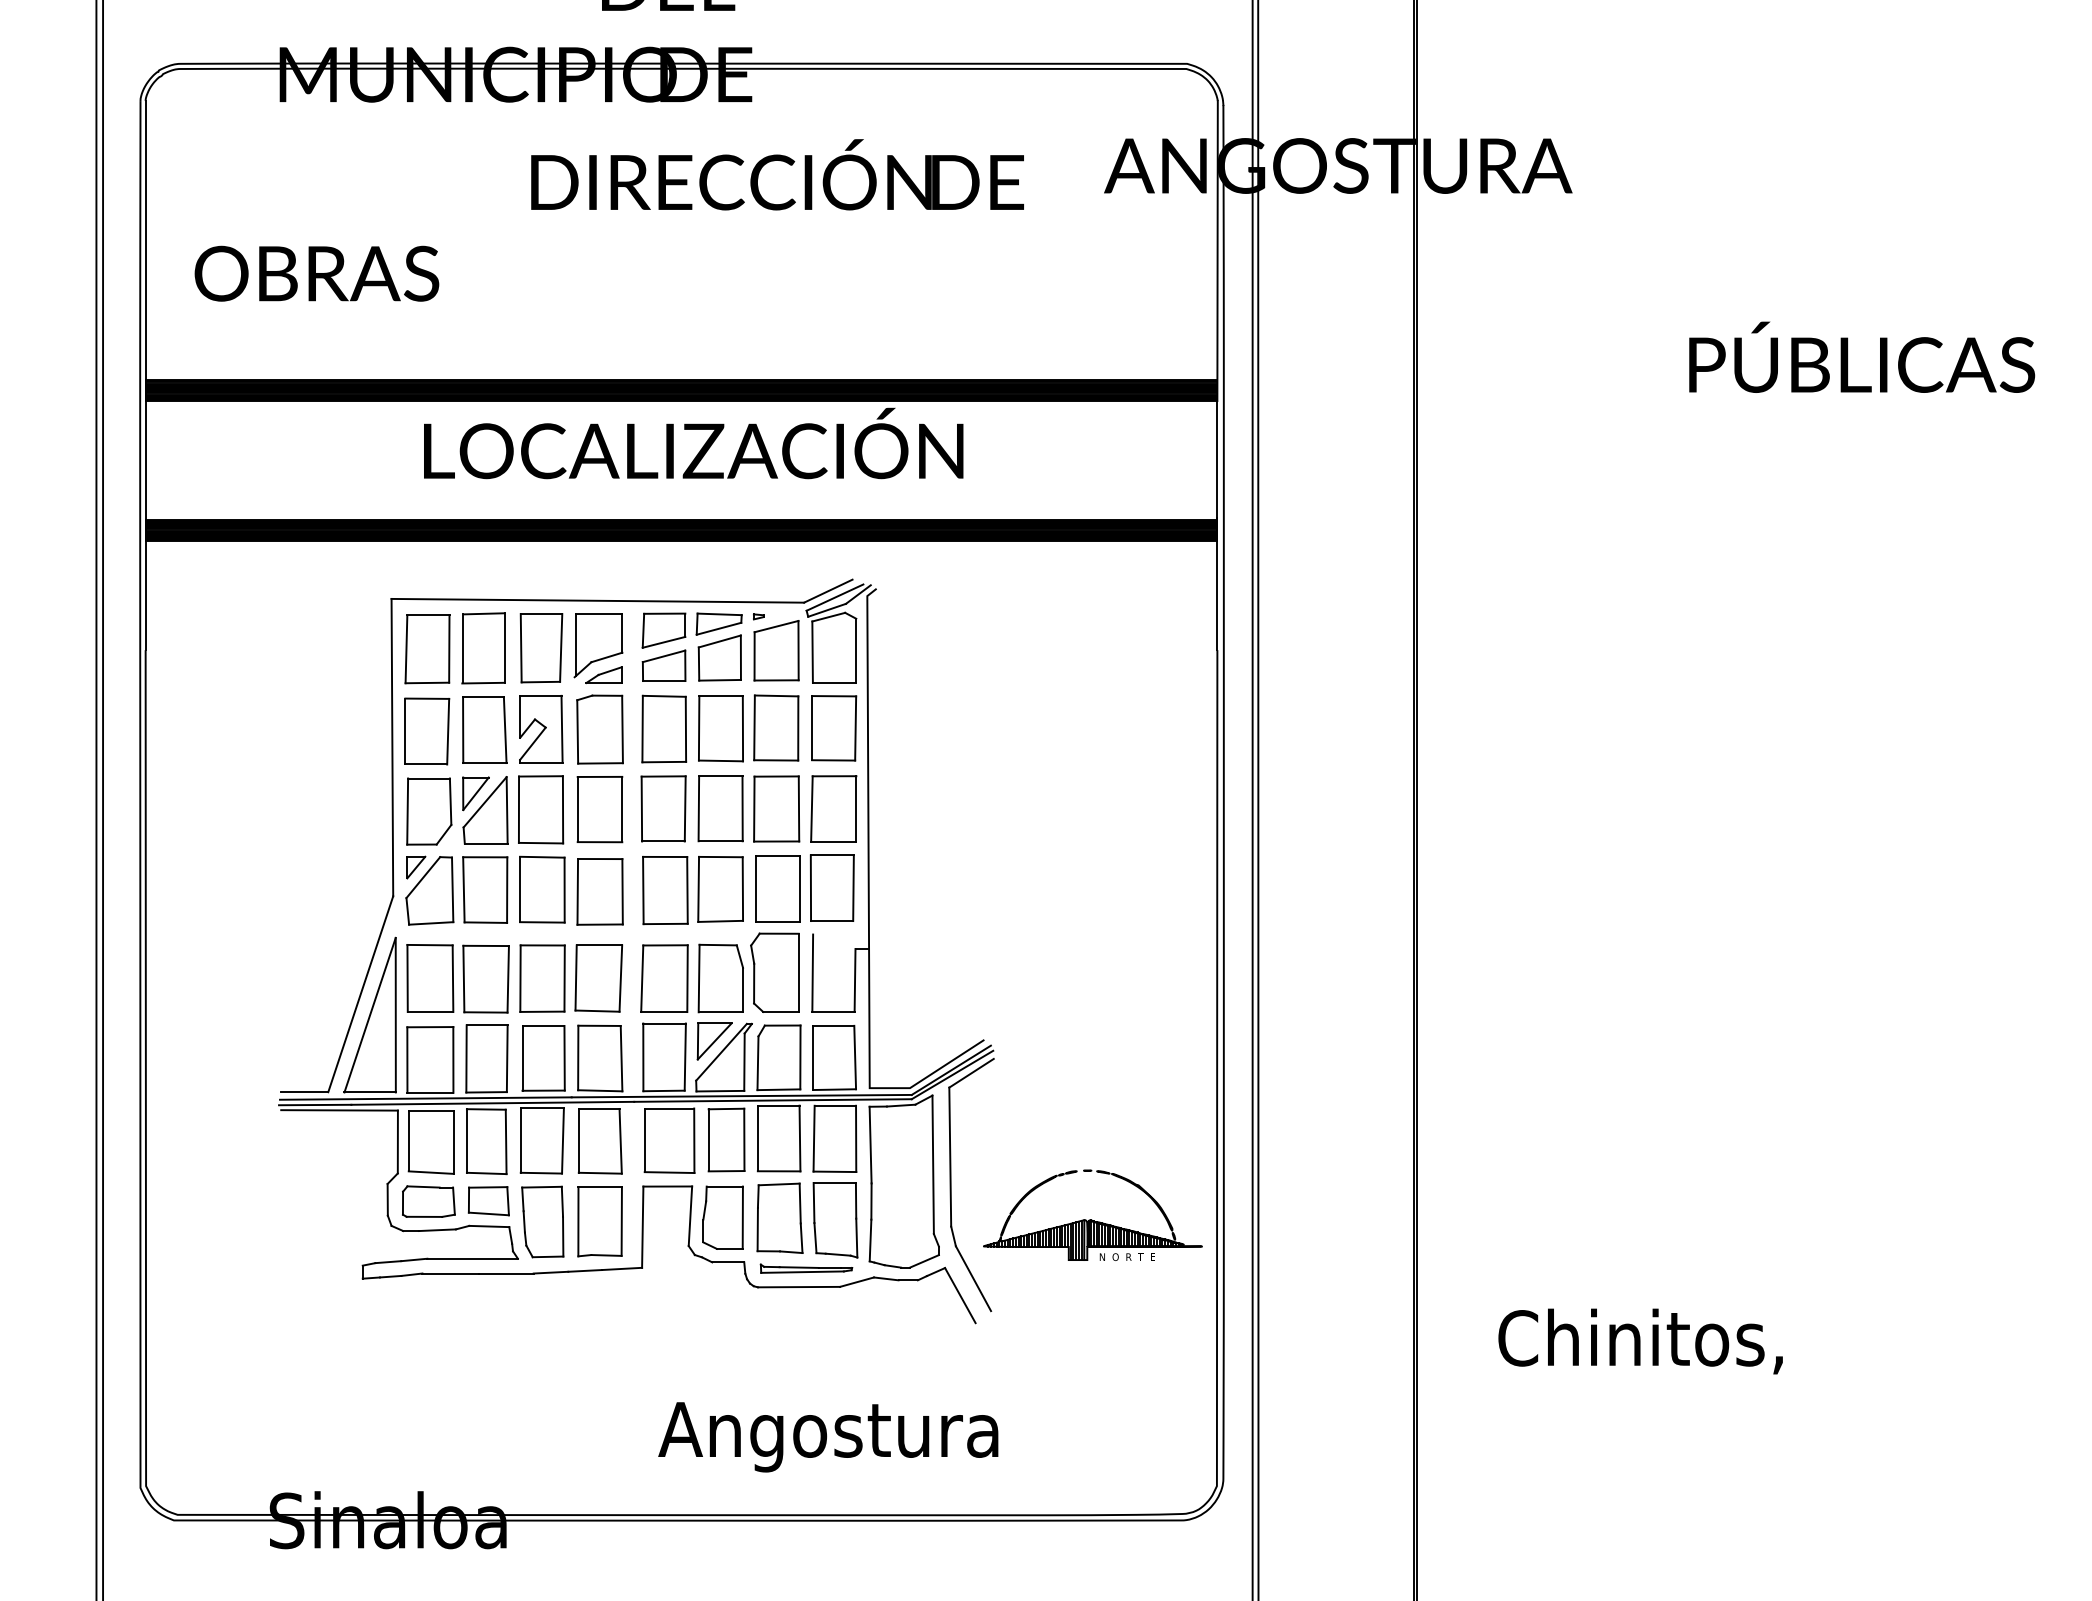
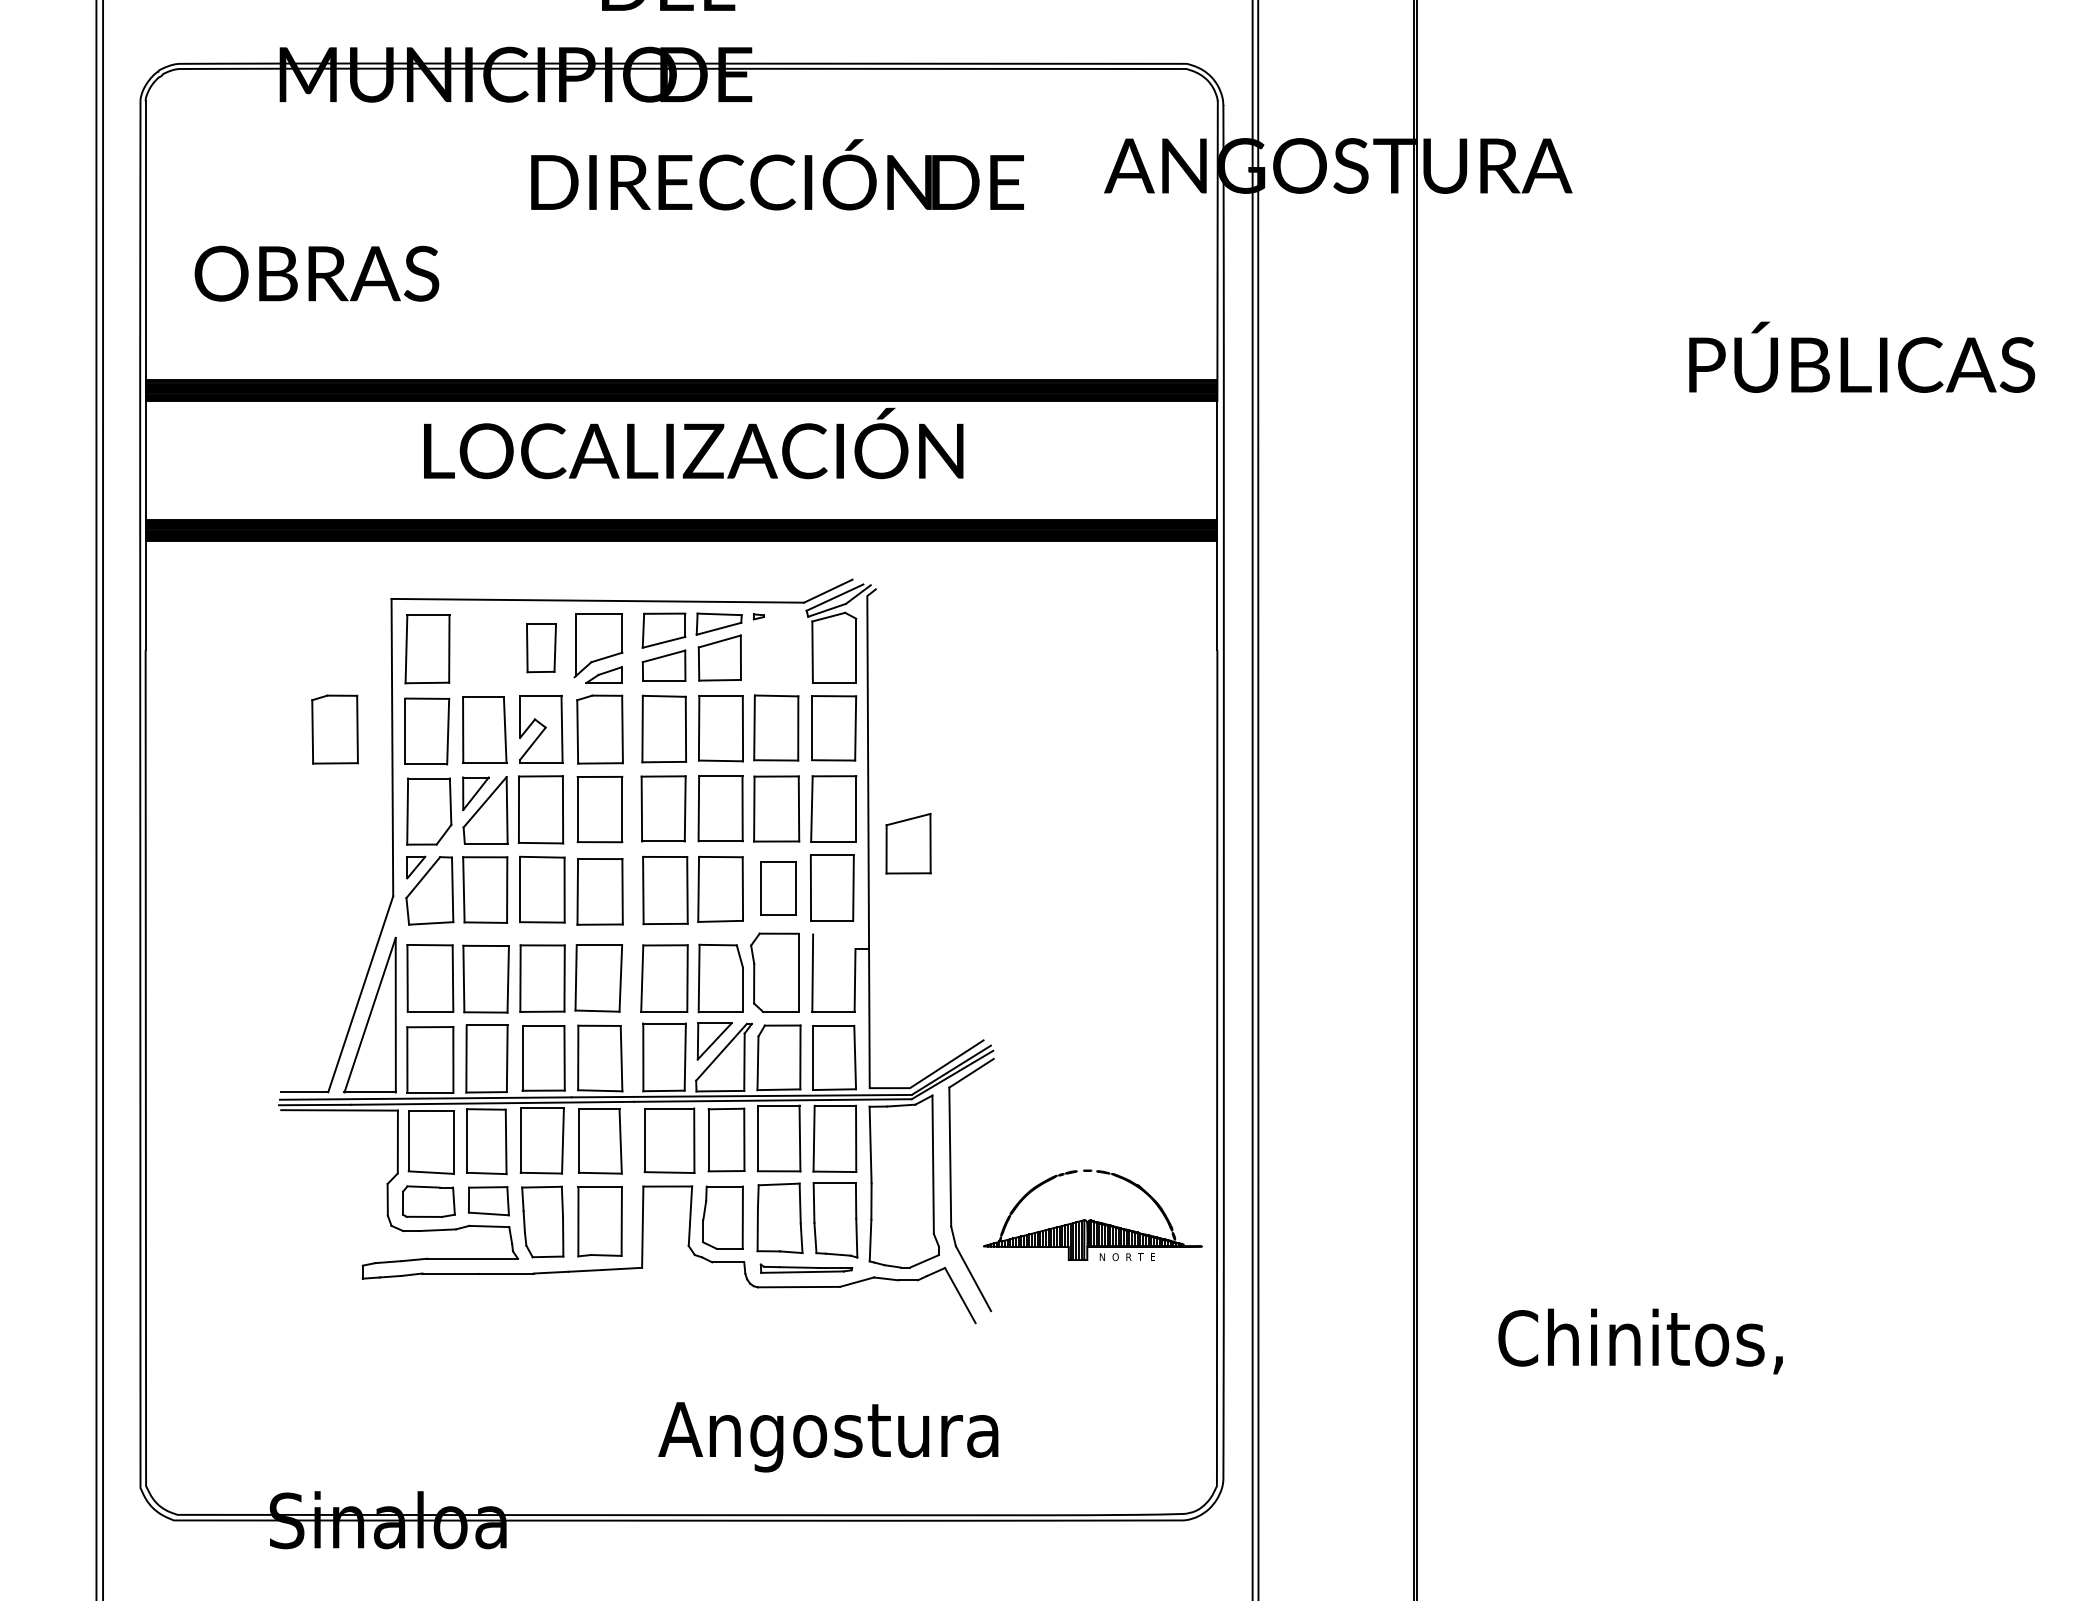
part: present -> none (483, 648)
part size: 45x71 px -> 31x51 px (541, 648)
part position: (776, 650) -> (908, 843) (908, 843)
part: none -> present (334, 729)
part size: 46x68 px -> 37x55 px (778, 888)
